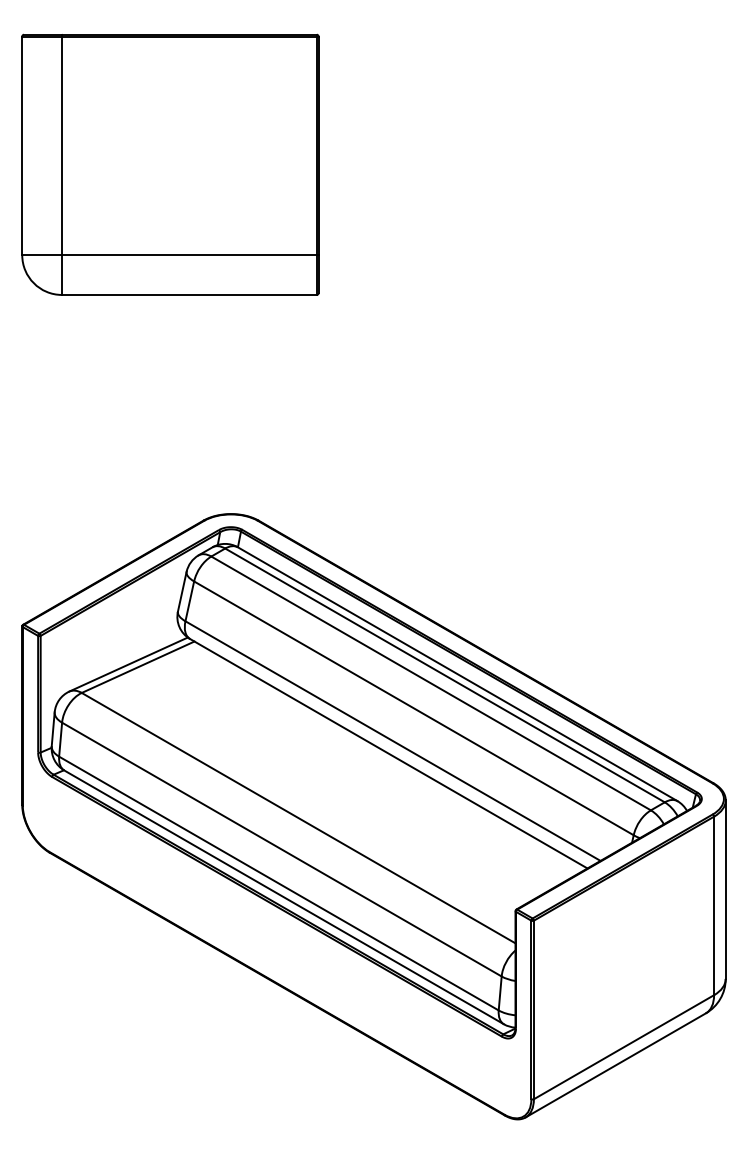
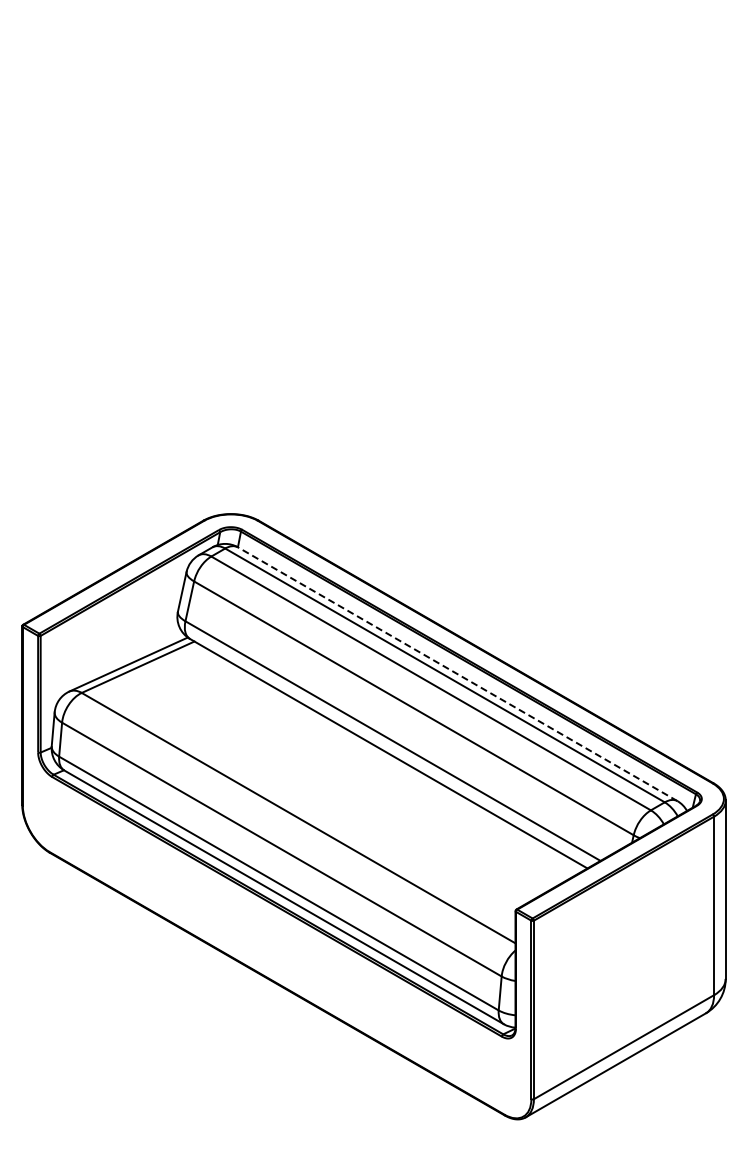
part: present -> none (170, 164)
line: solid -> dashed (457, 674)
